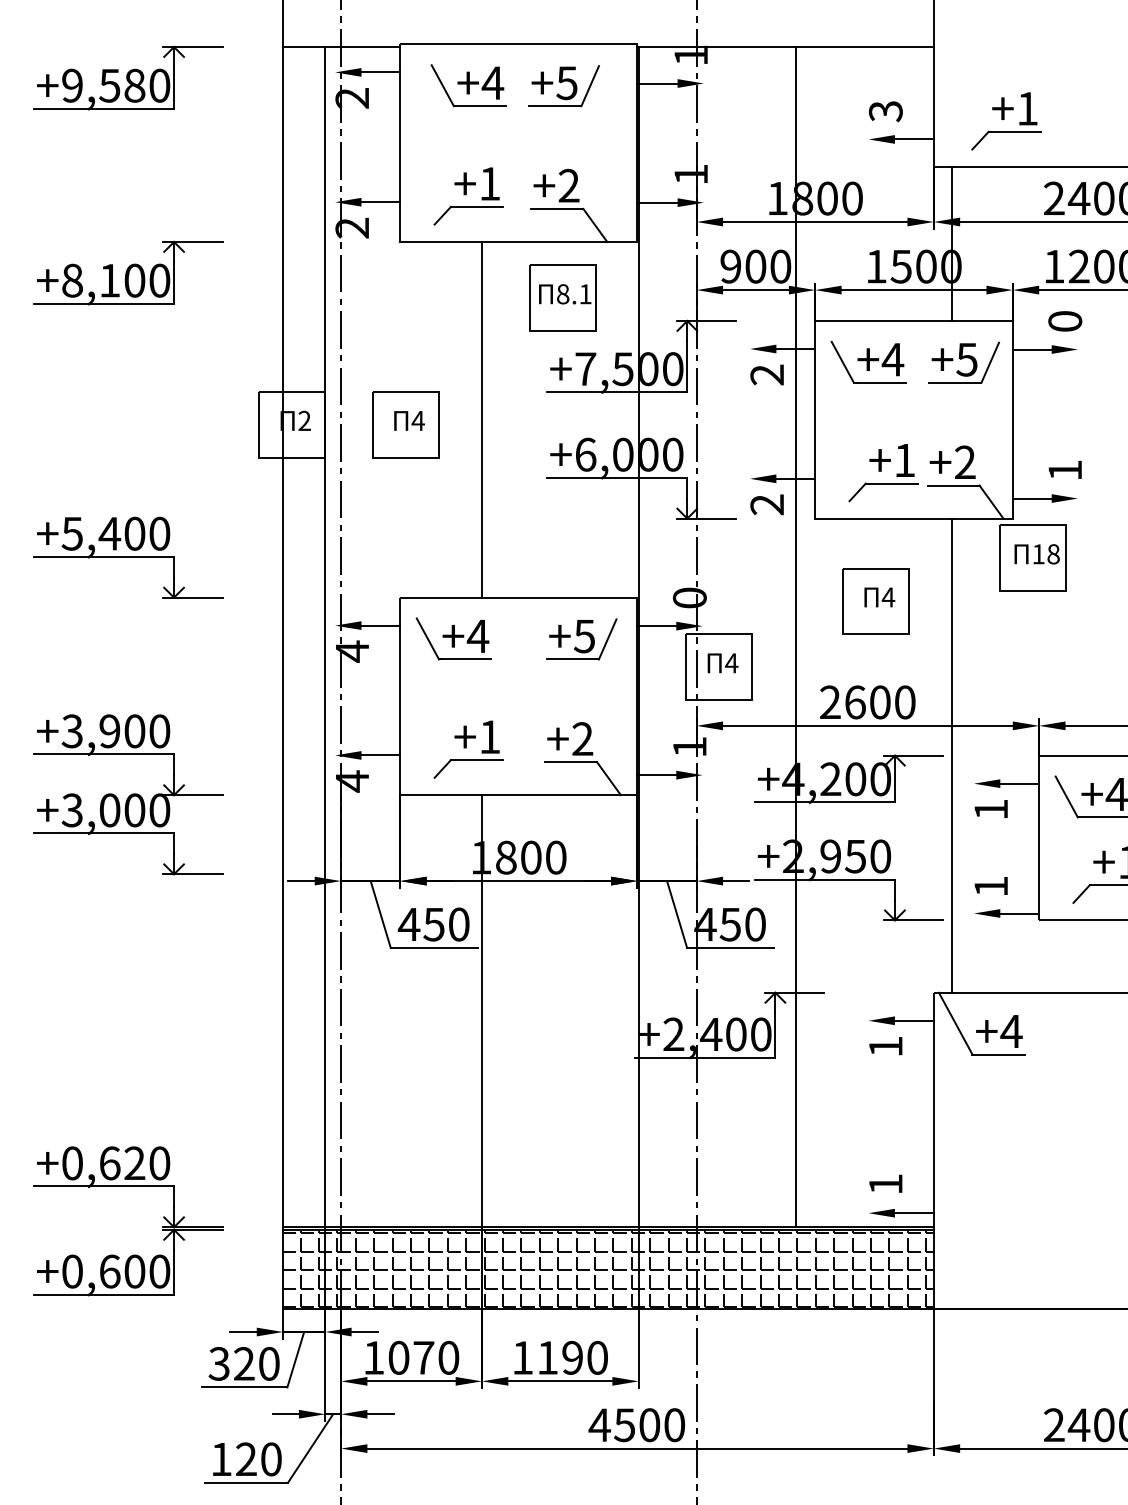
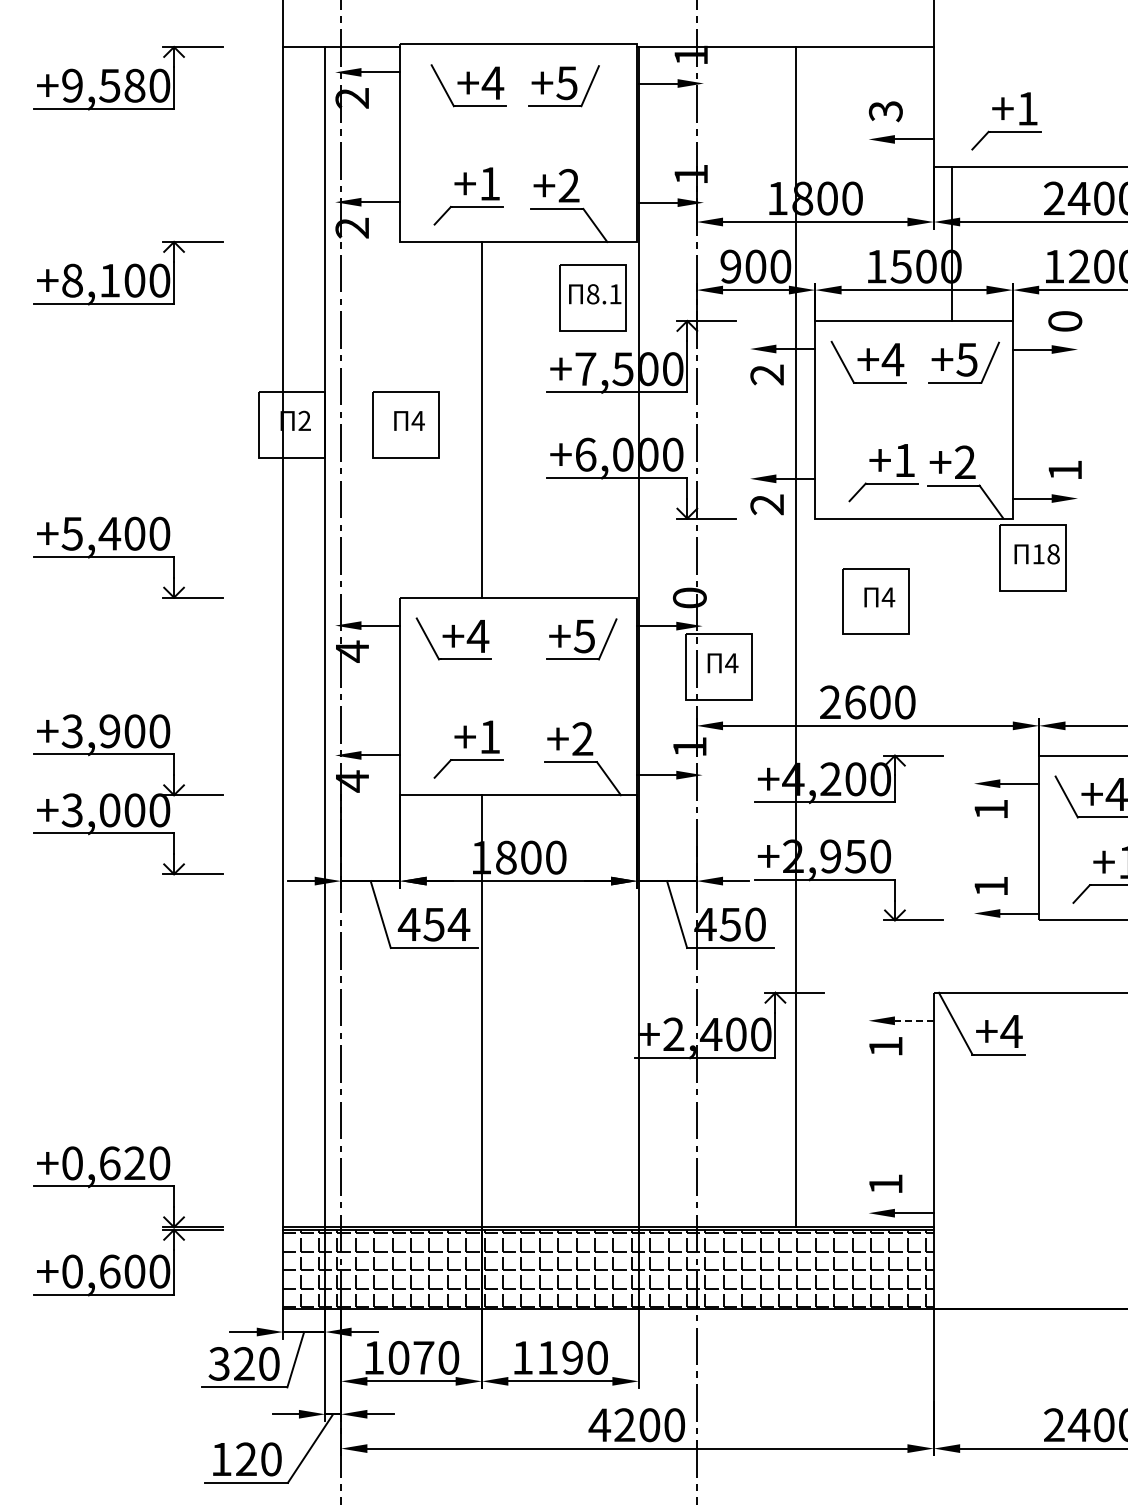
part position: (562, 297) -> (592, 297) (592, 297)
line: present -> none (952, 755)
text: 450 -> 454 (458, 924)
line: solid -> dashed (913, 1020)
text: 4500 -> 4200 (624, 1425)
